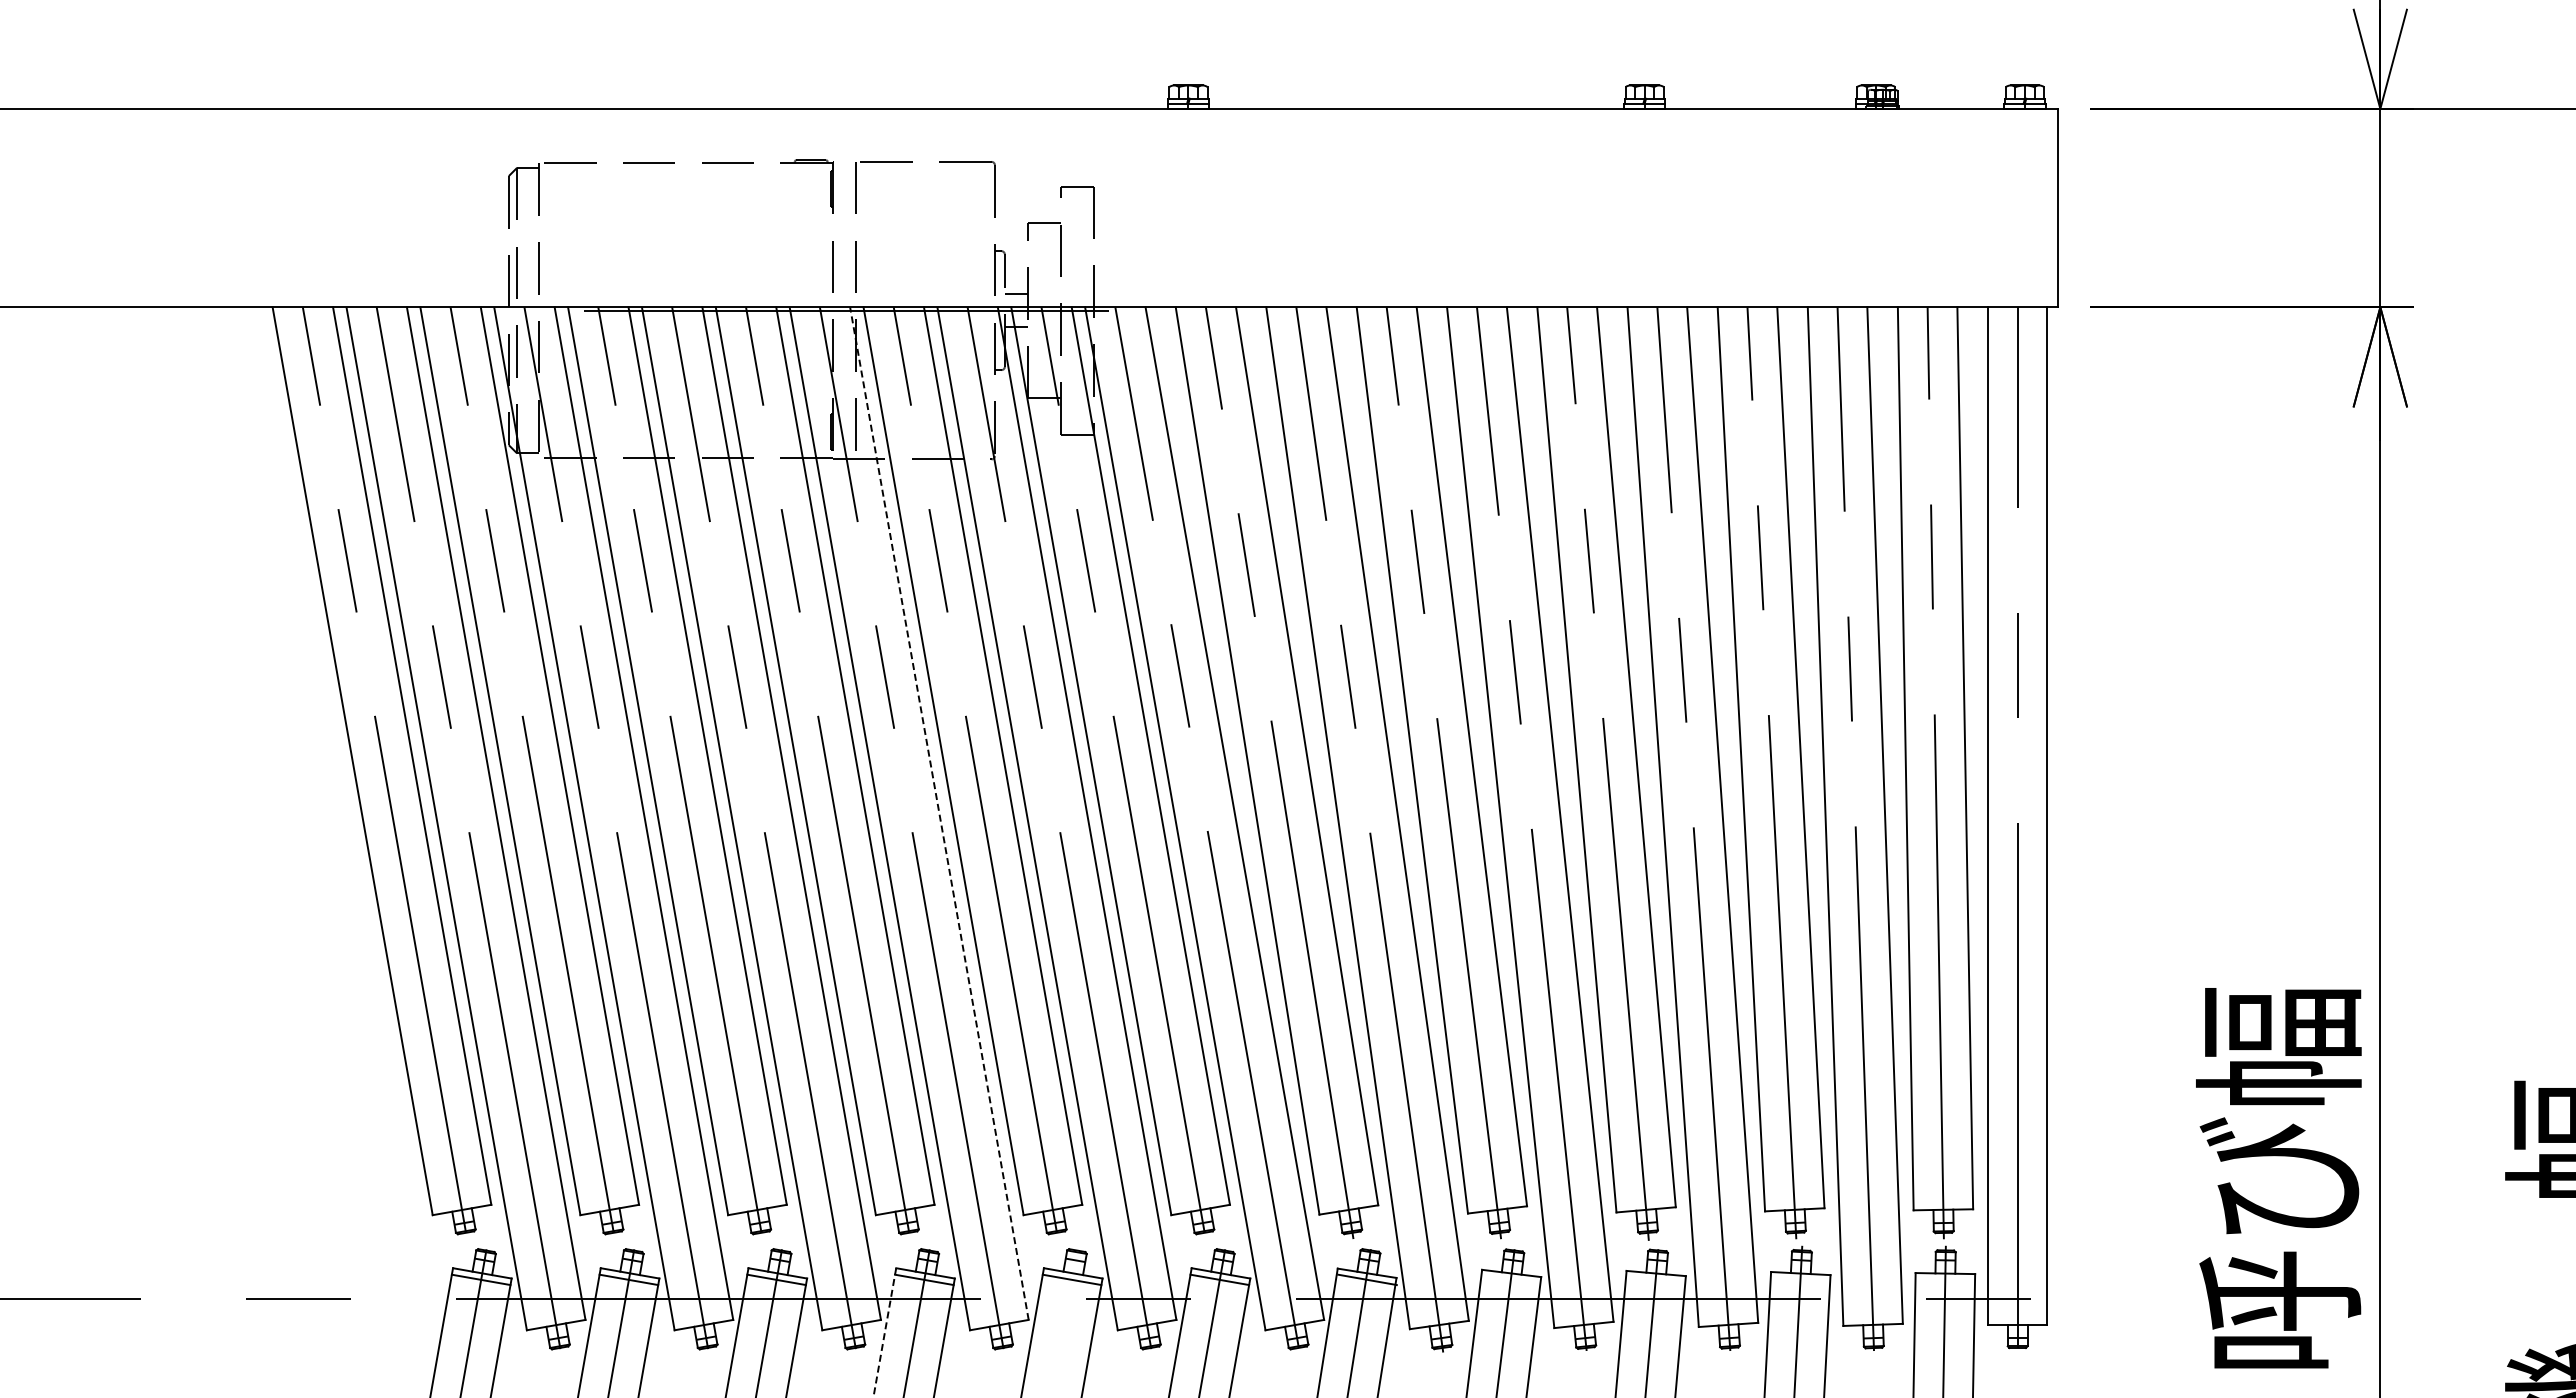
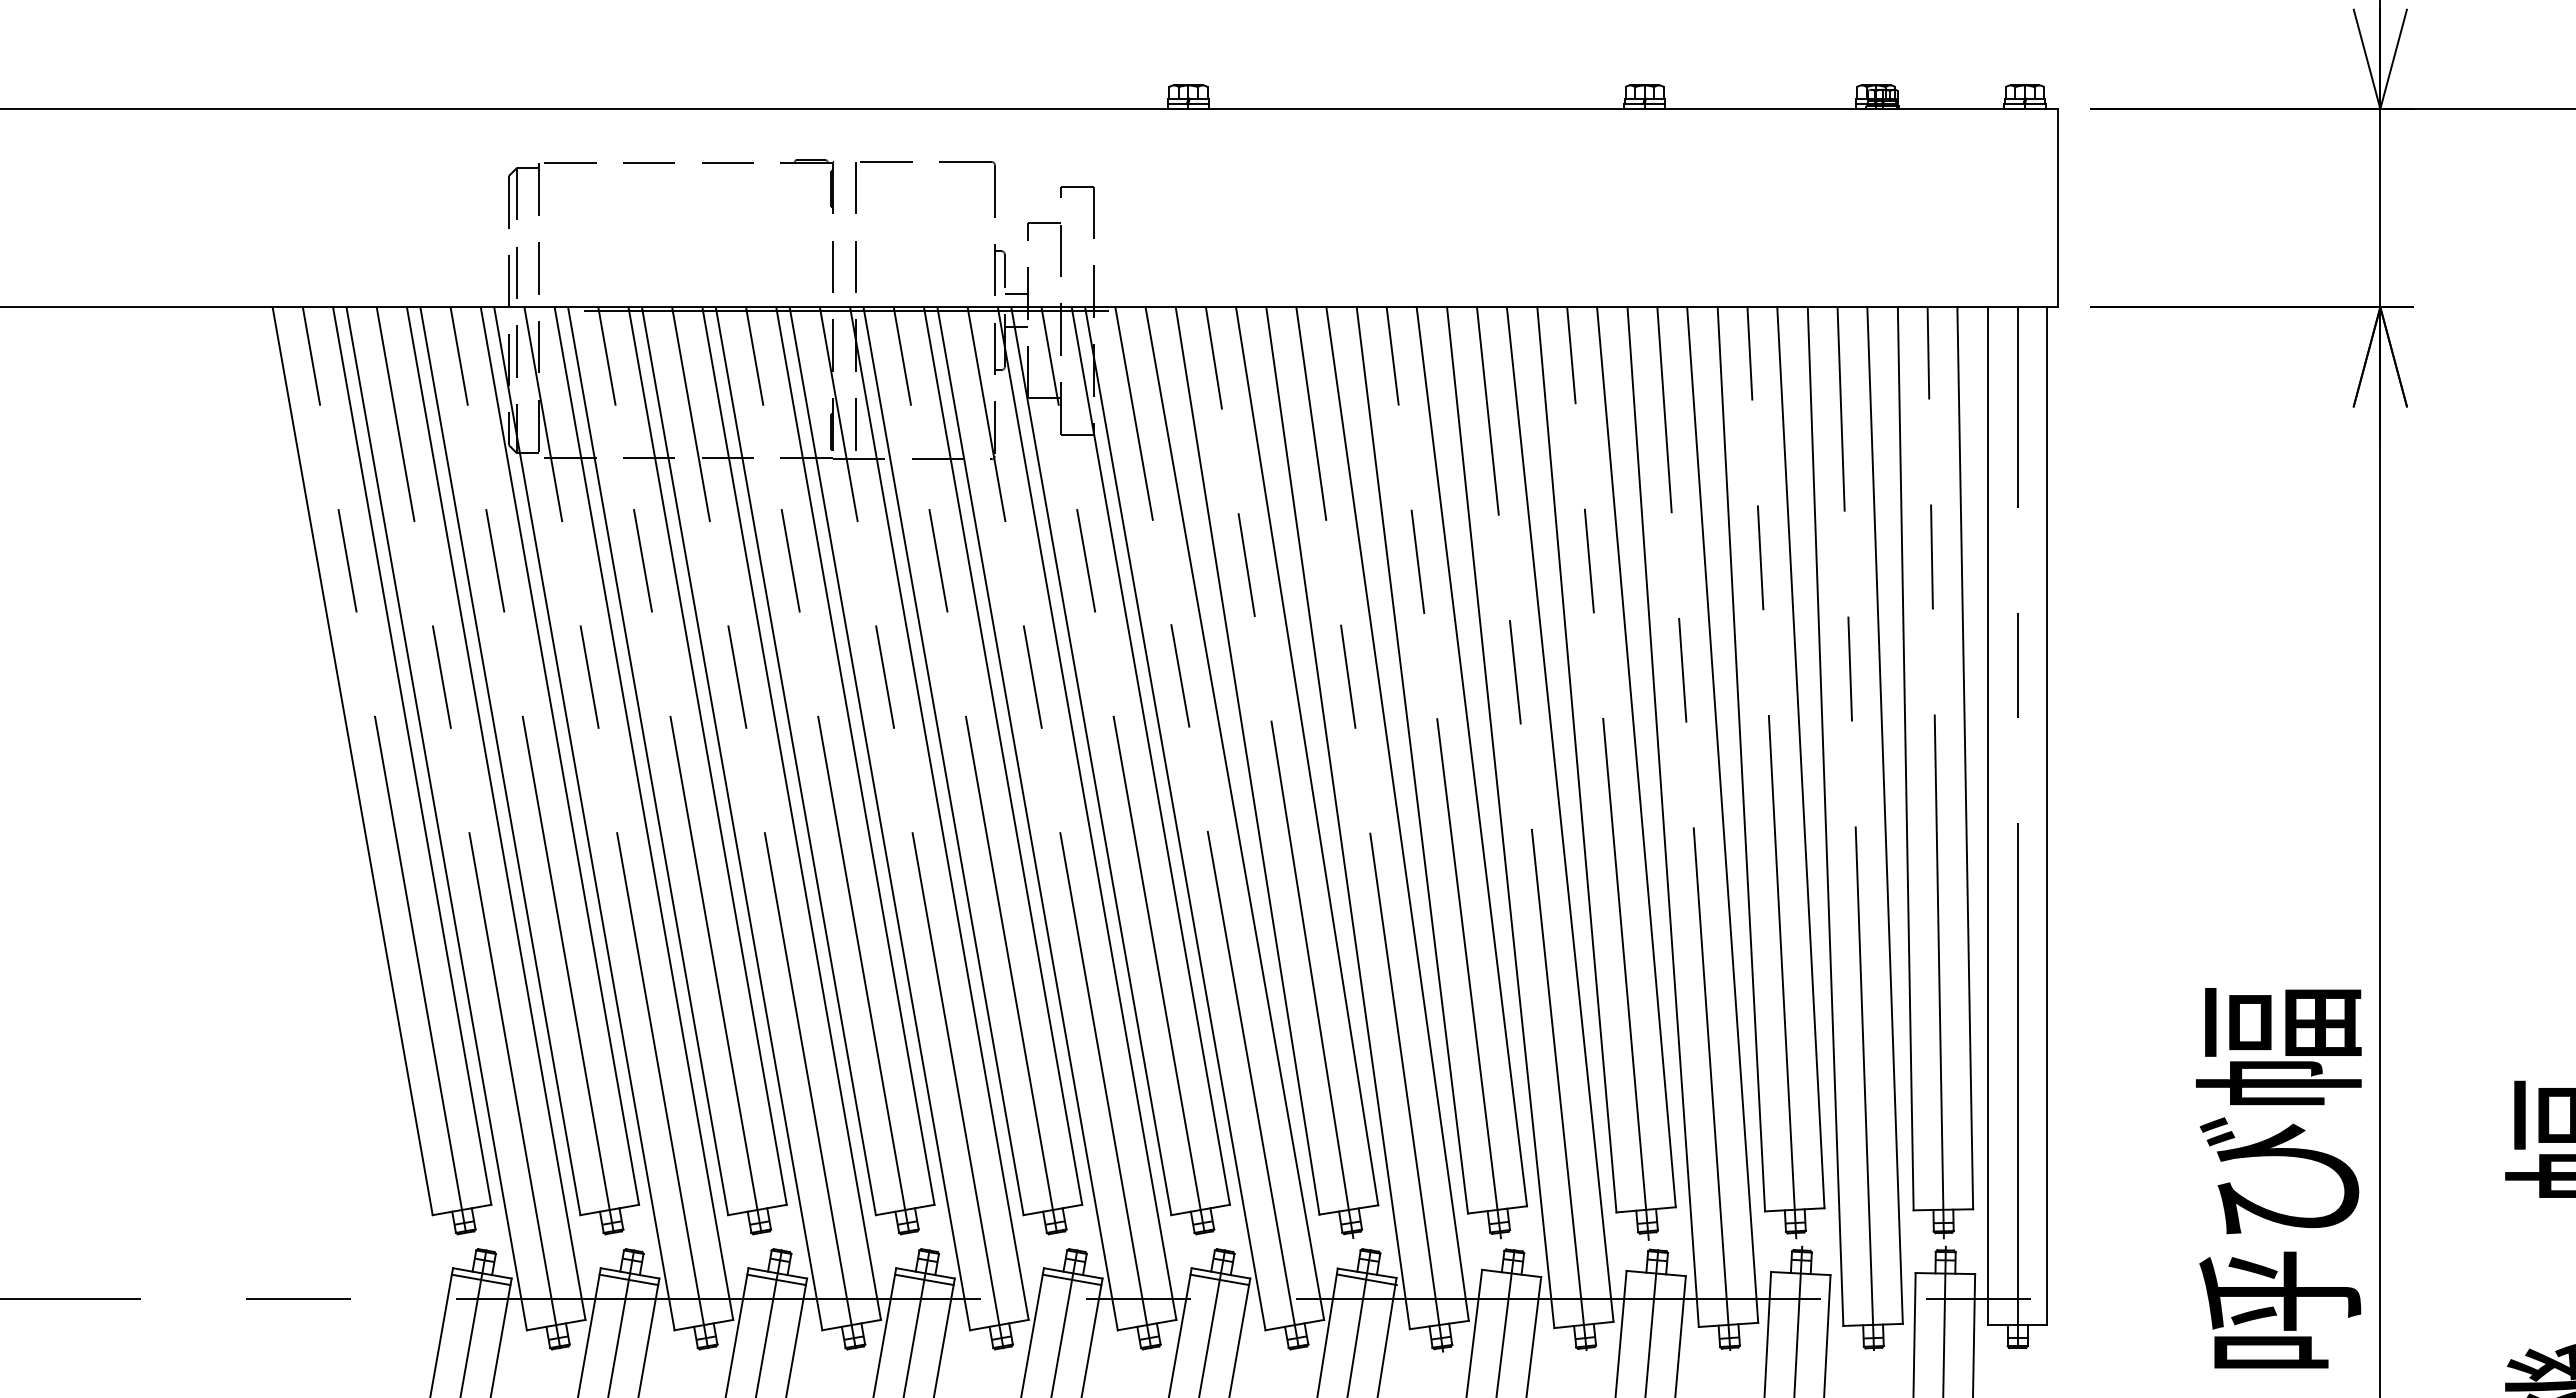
line: dashed -> solid (939, 813)
line: none -> present (1064, 1321)
line: dashed -> solid (884, 1333)
